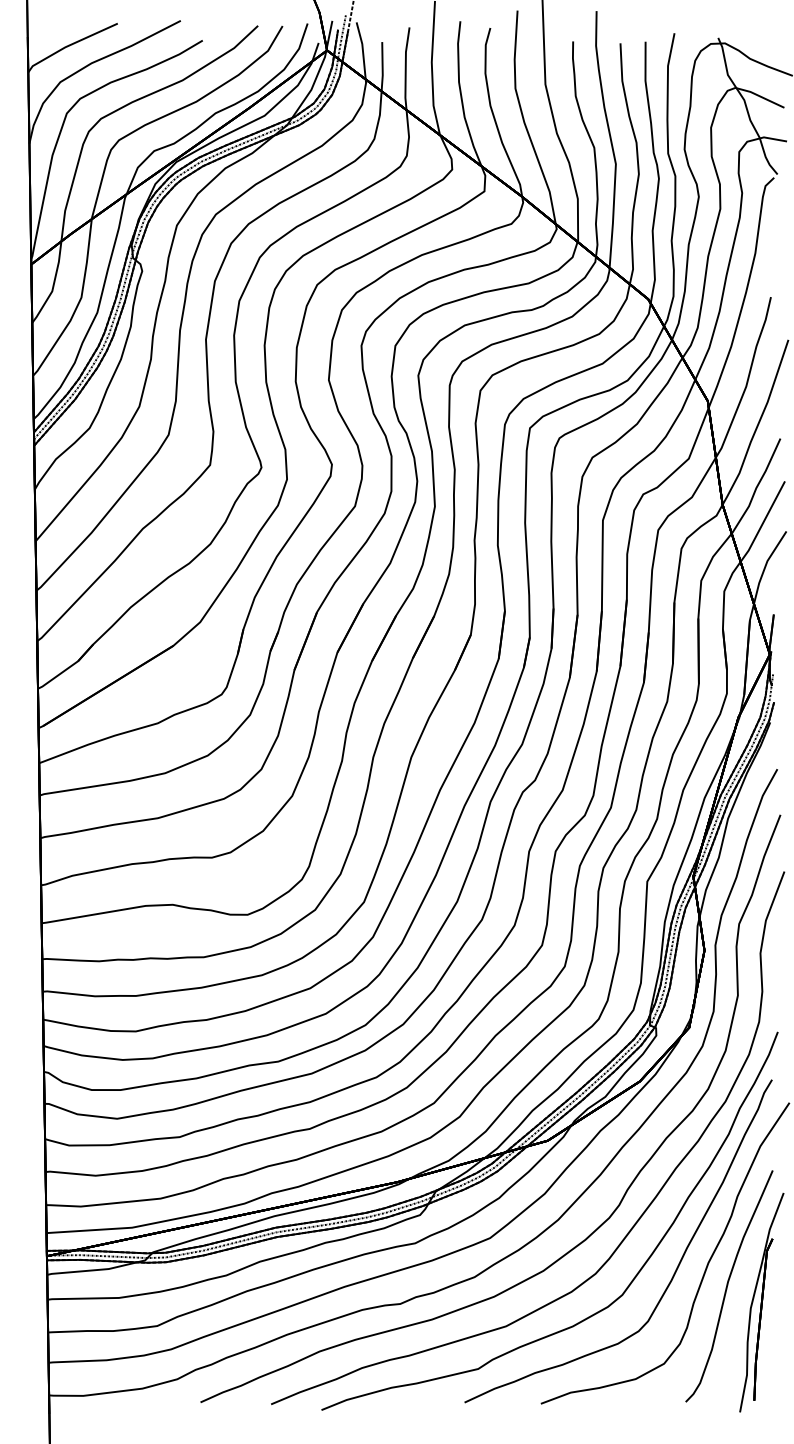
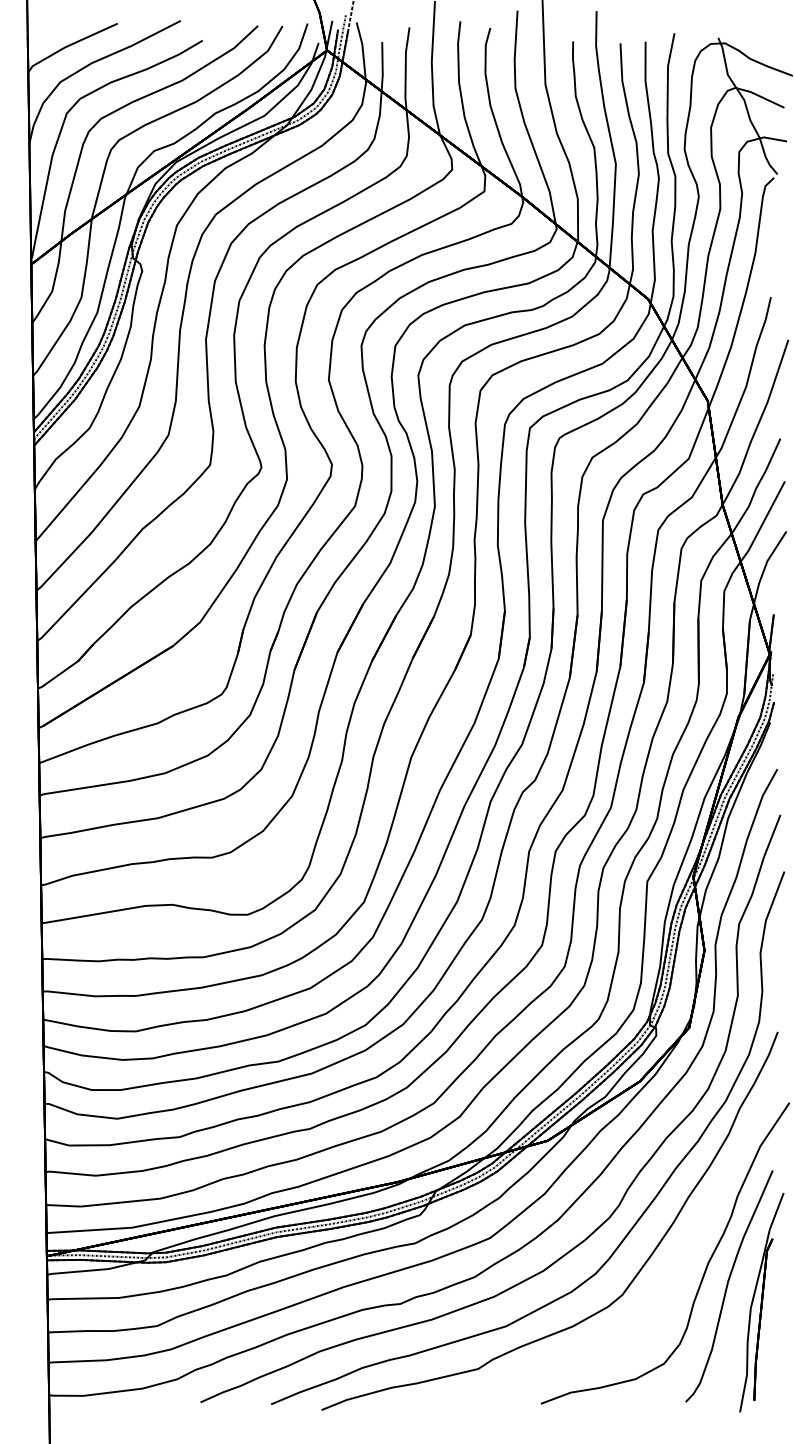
part: present -> none (675, 1269)
